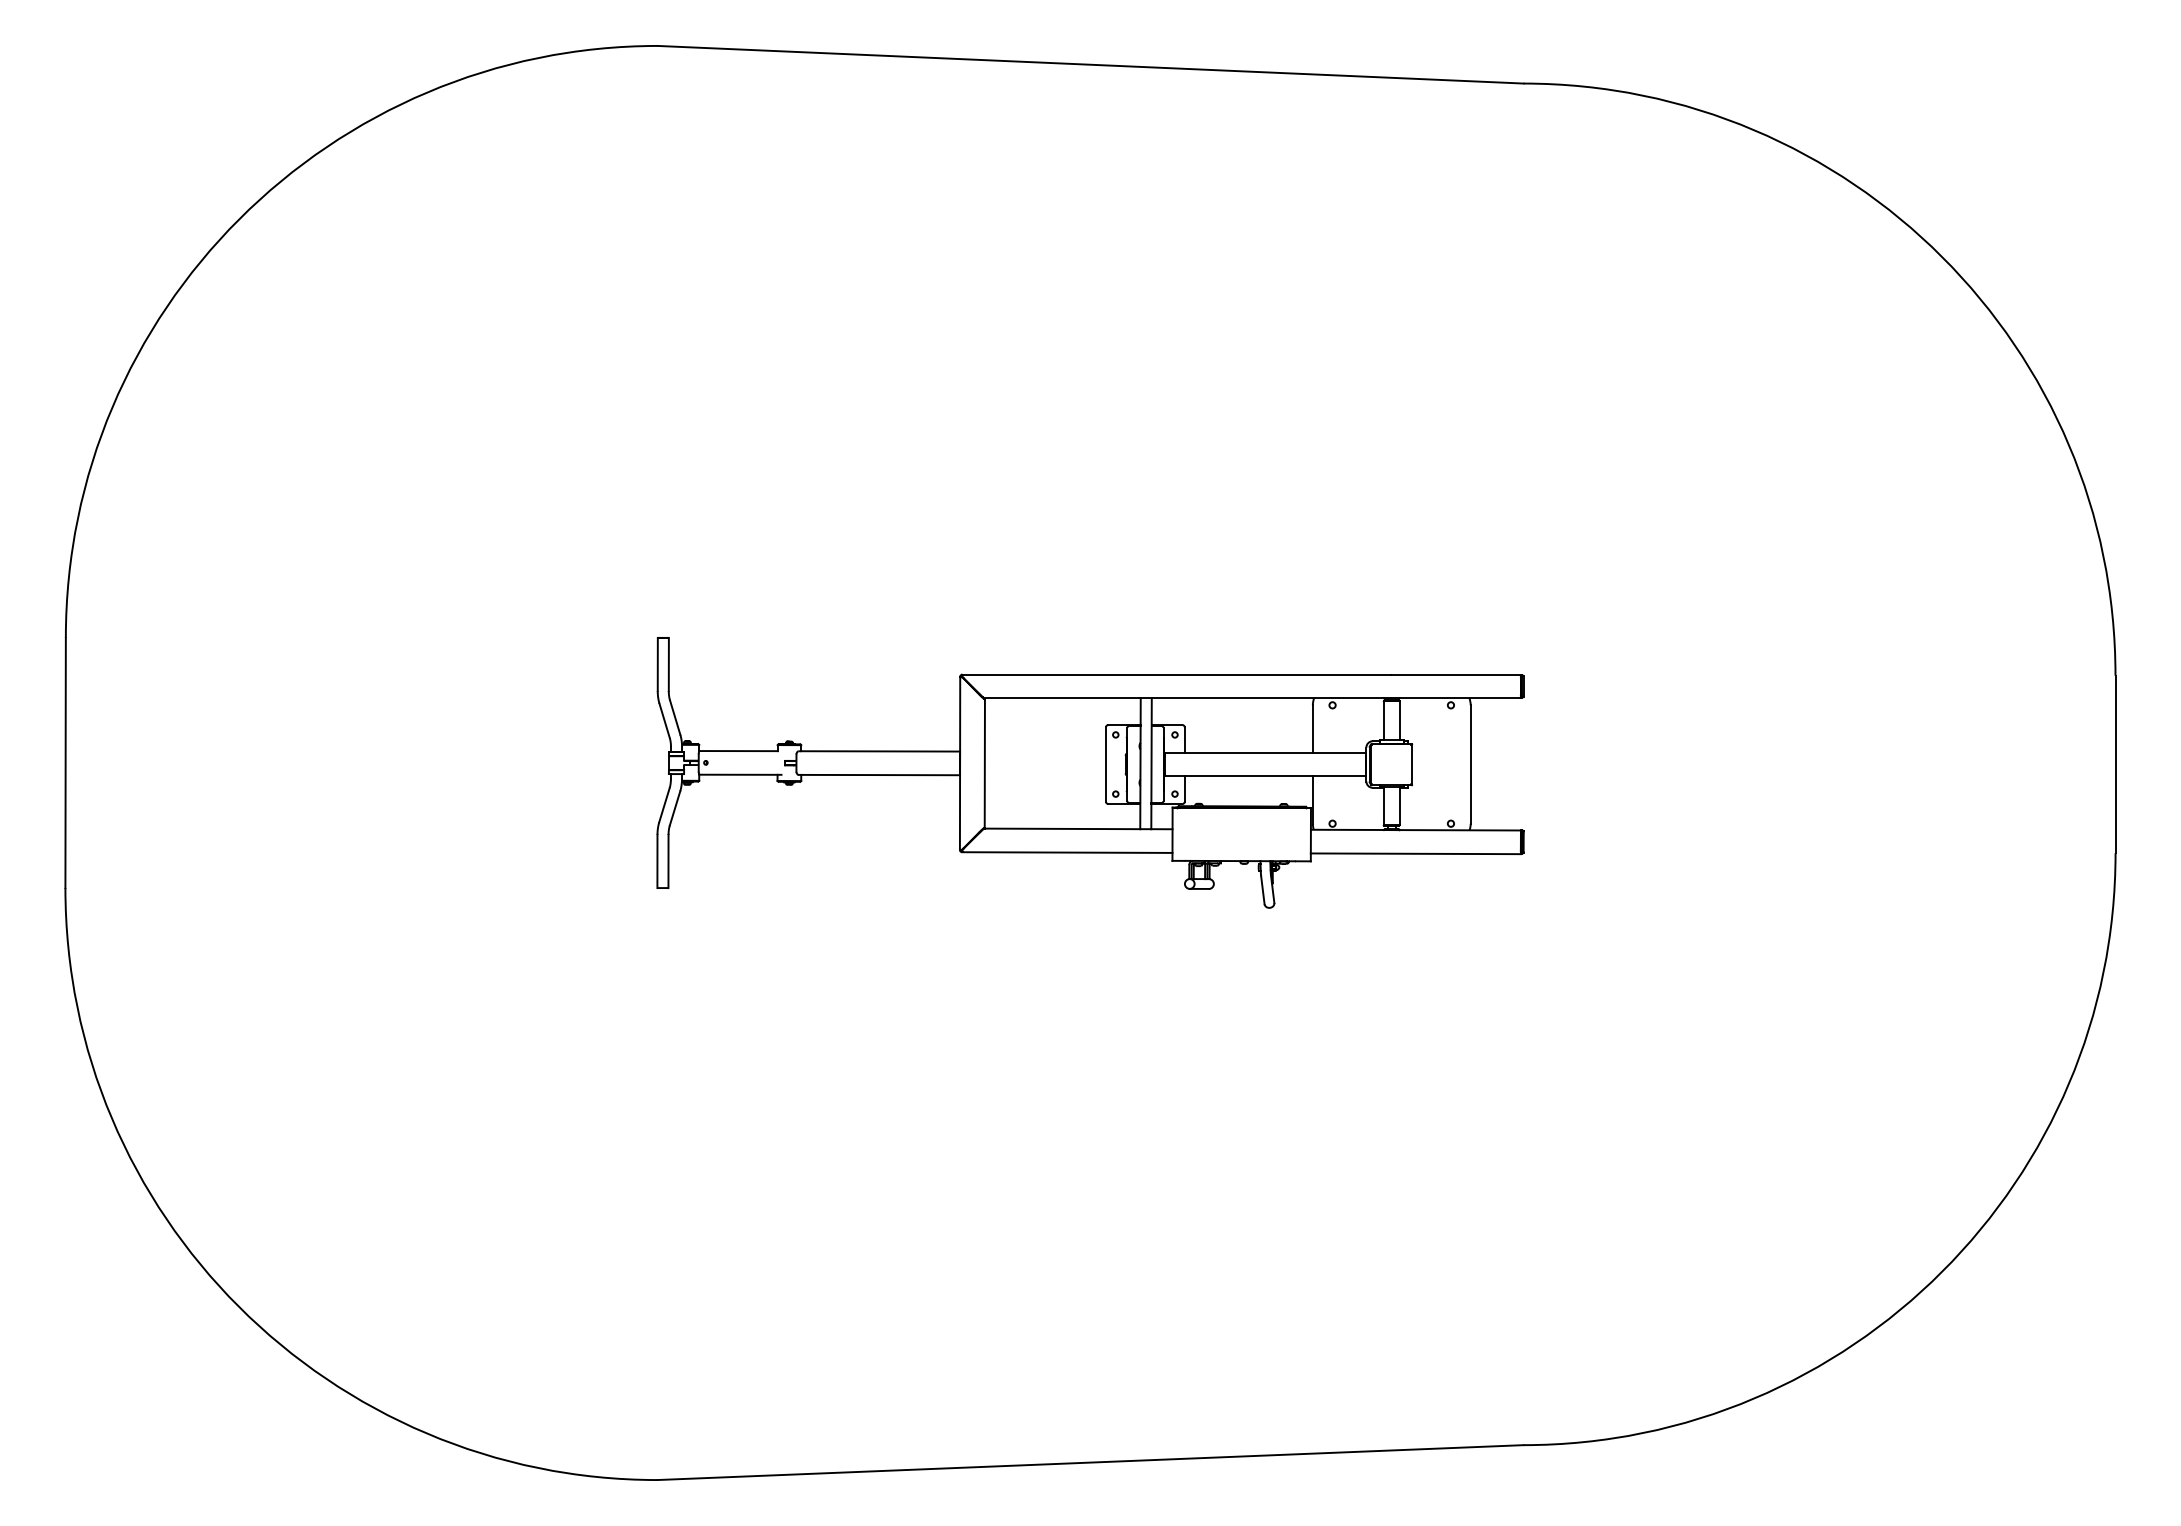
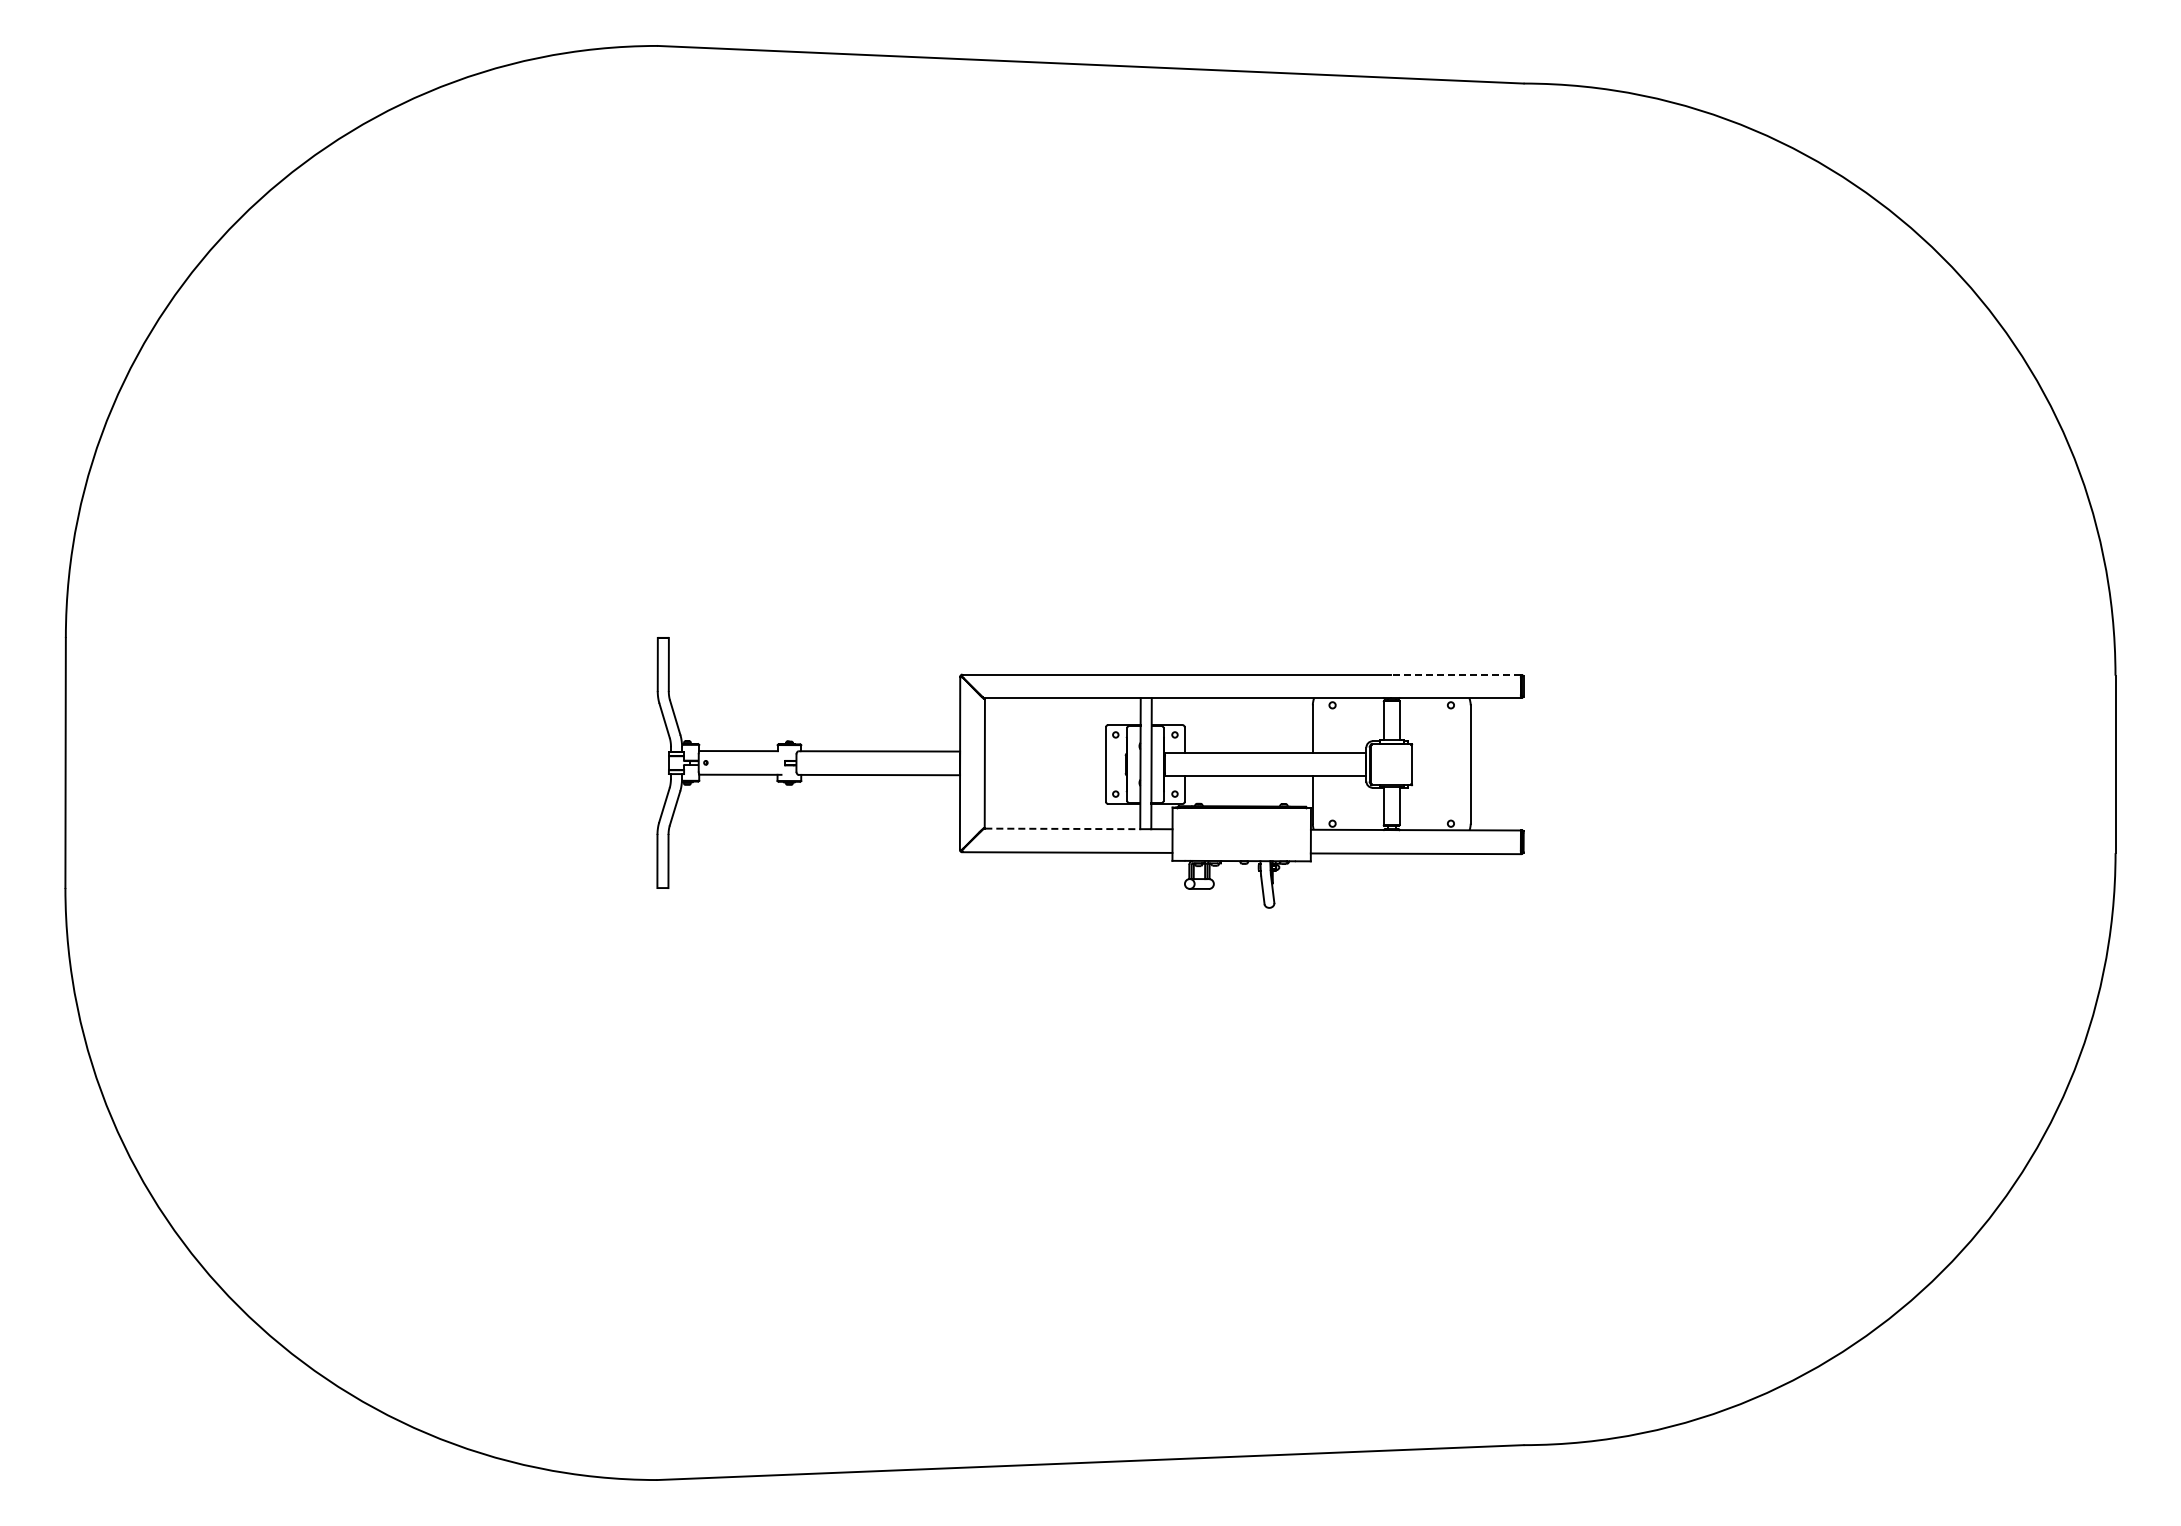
line: solid -> dashed (1456, 674)
line: solid -> dashed (1063, 828)
